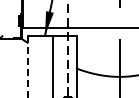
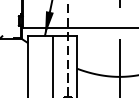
line: dashed -> solid (28, 66)
